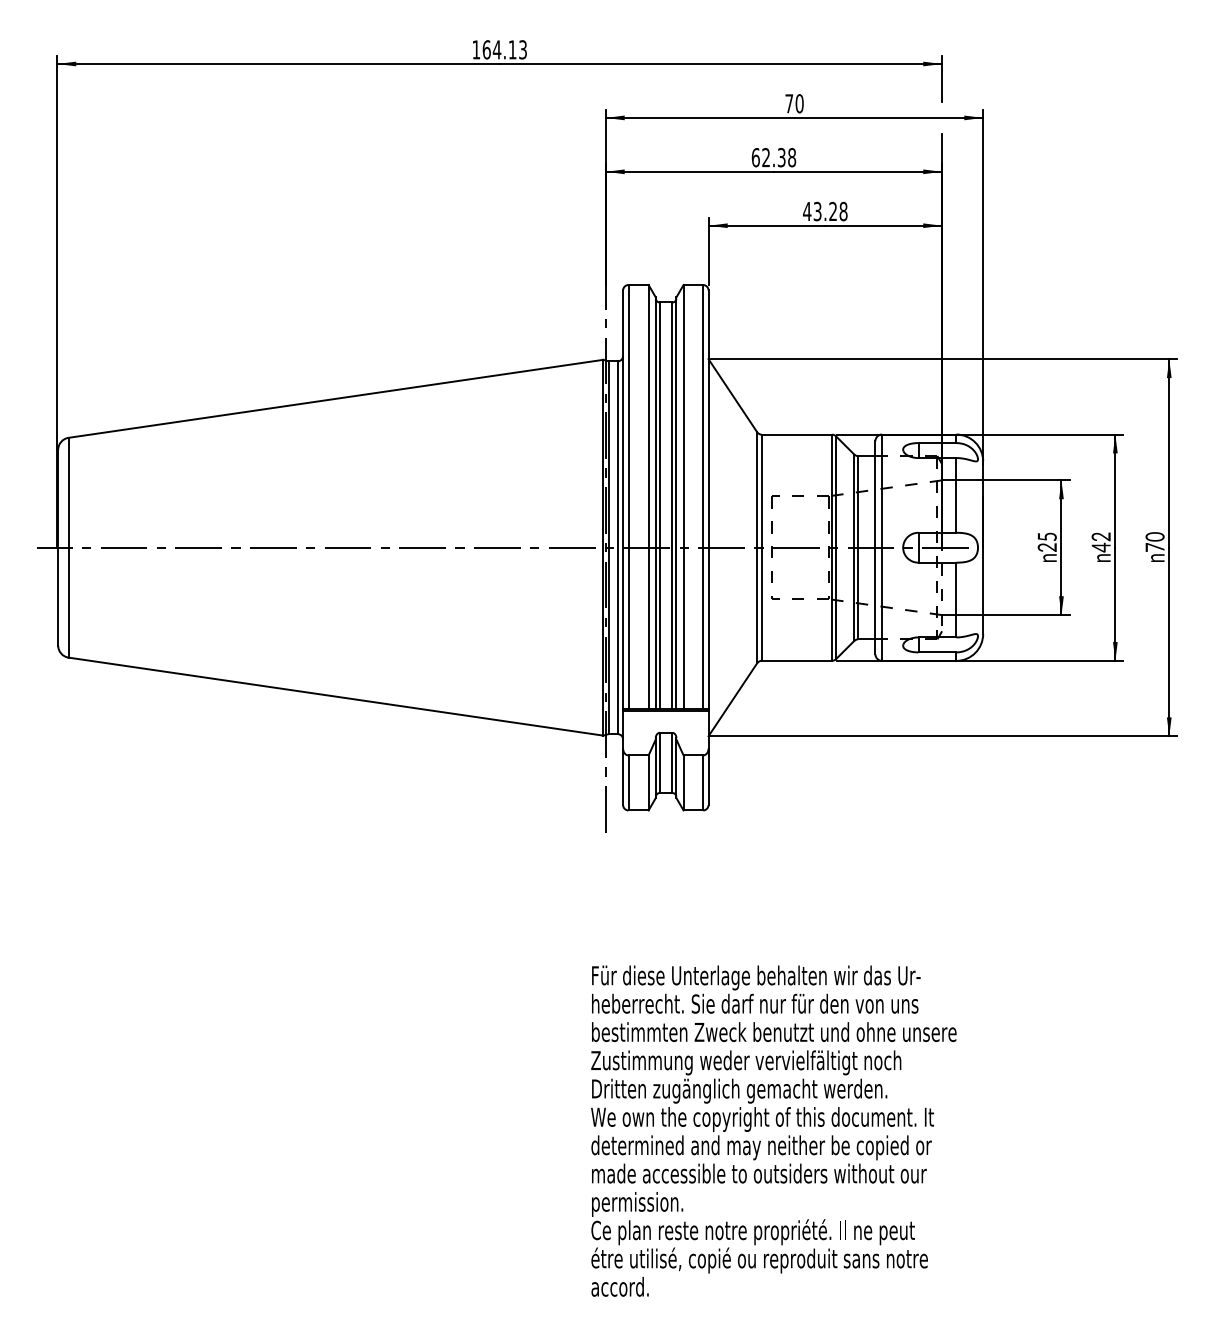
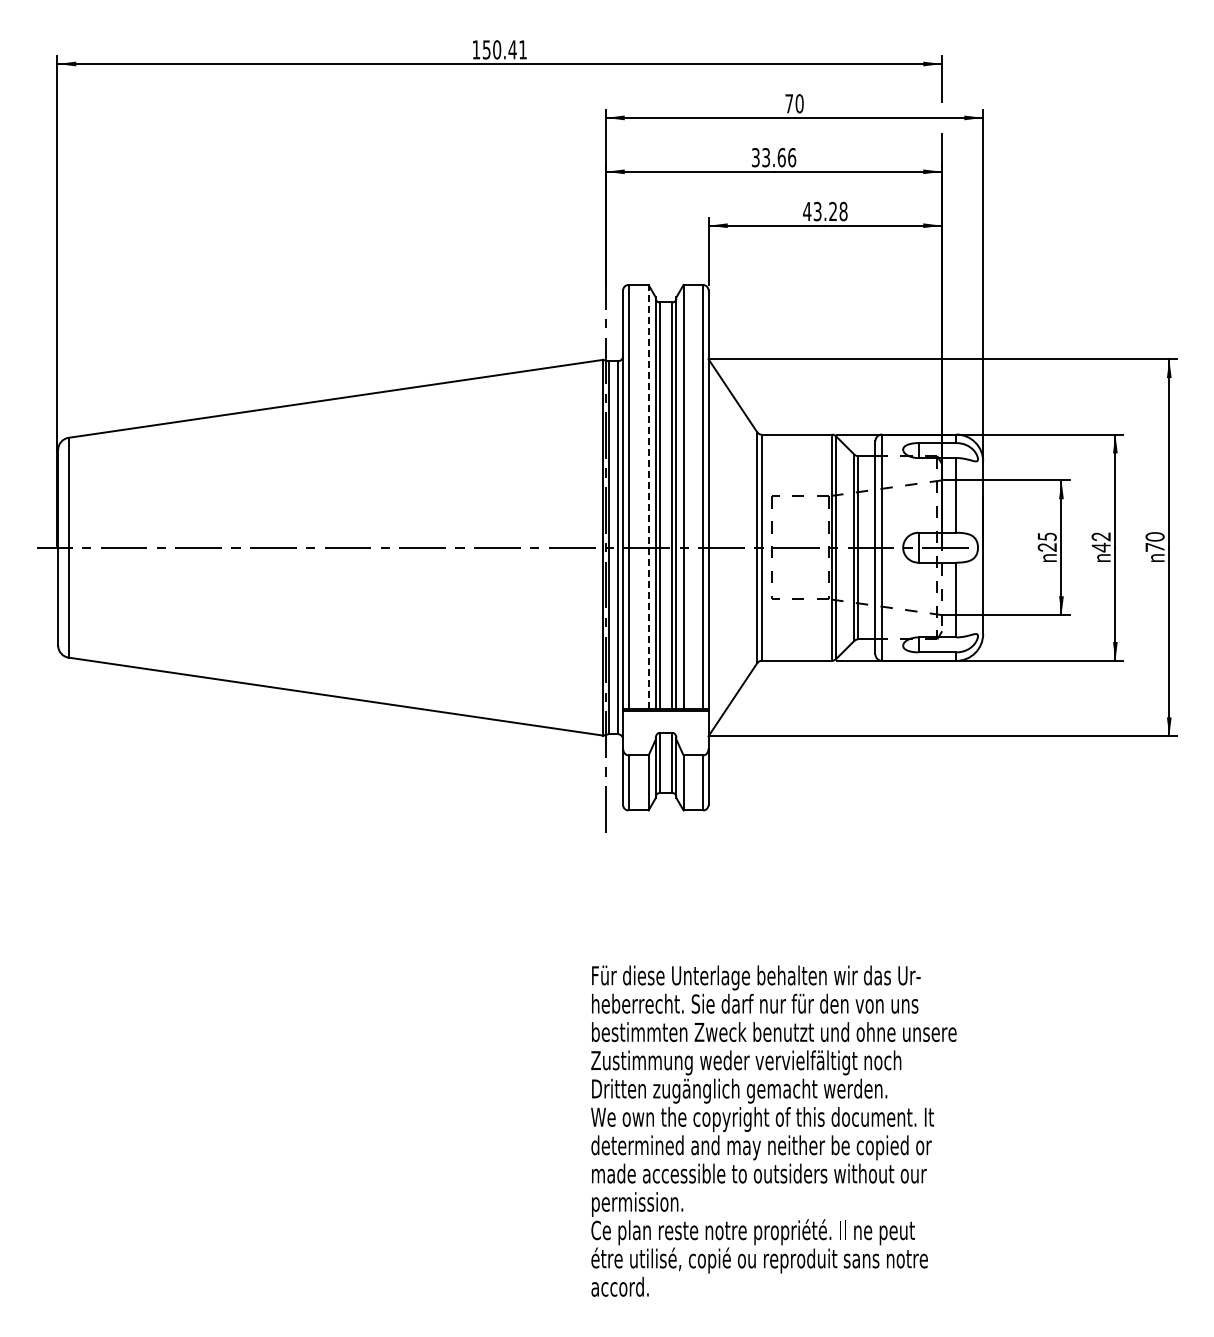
text: 164.13 -> 150.41 (504, 49)
text: 62.38 -> 33.66 (773, 157)
line: solid -> dashed (648, 496)
